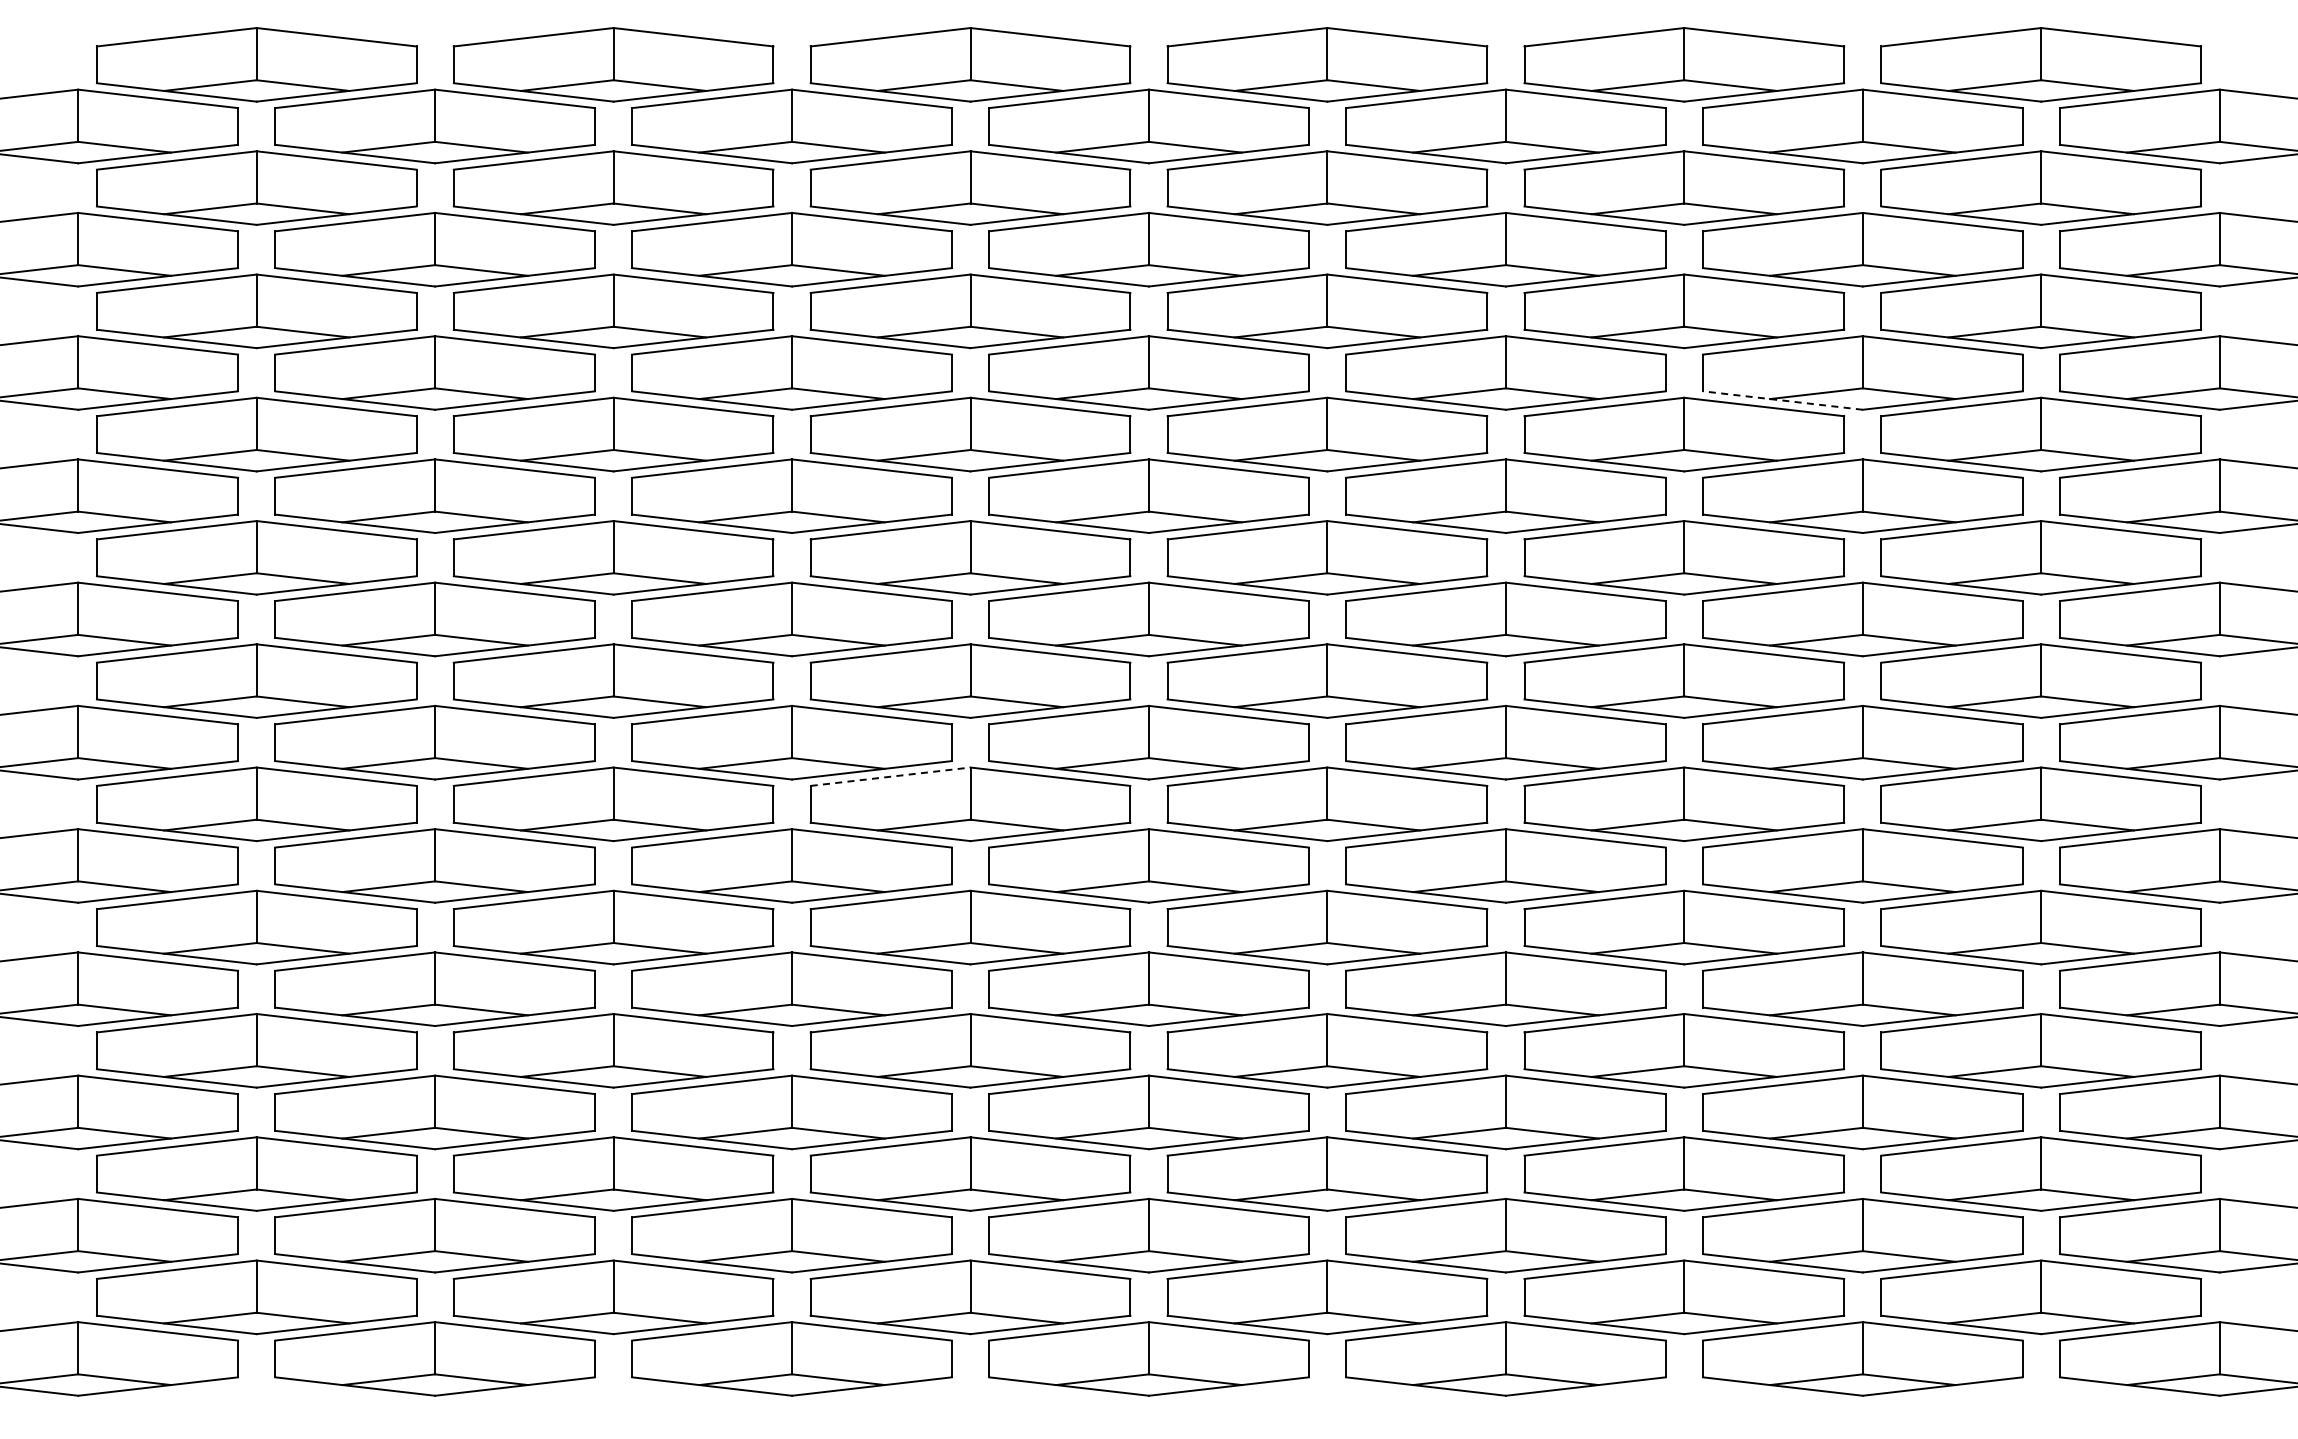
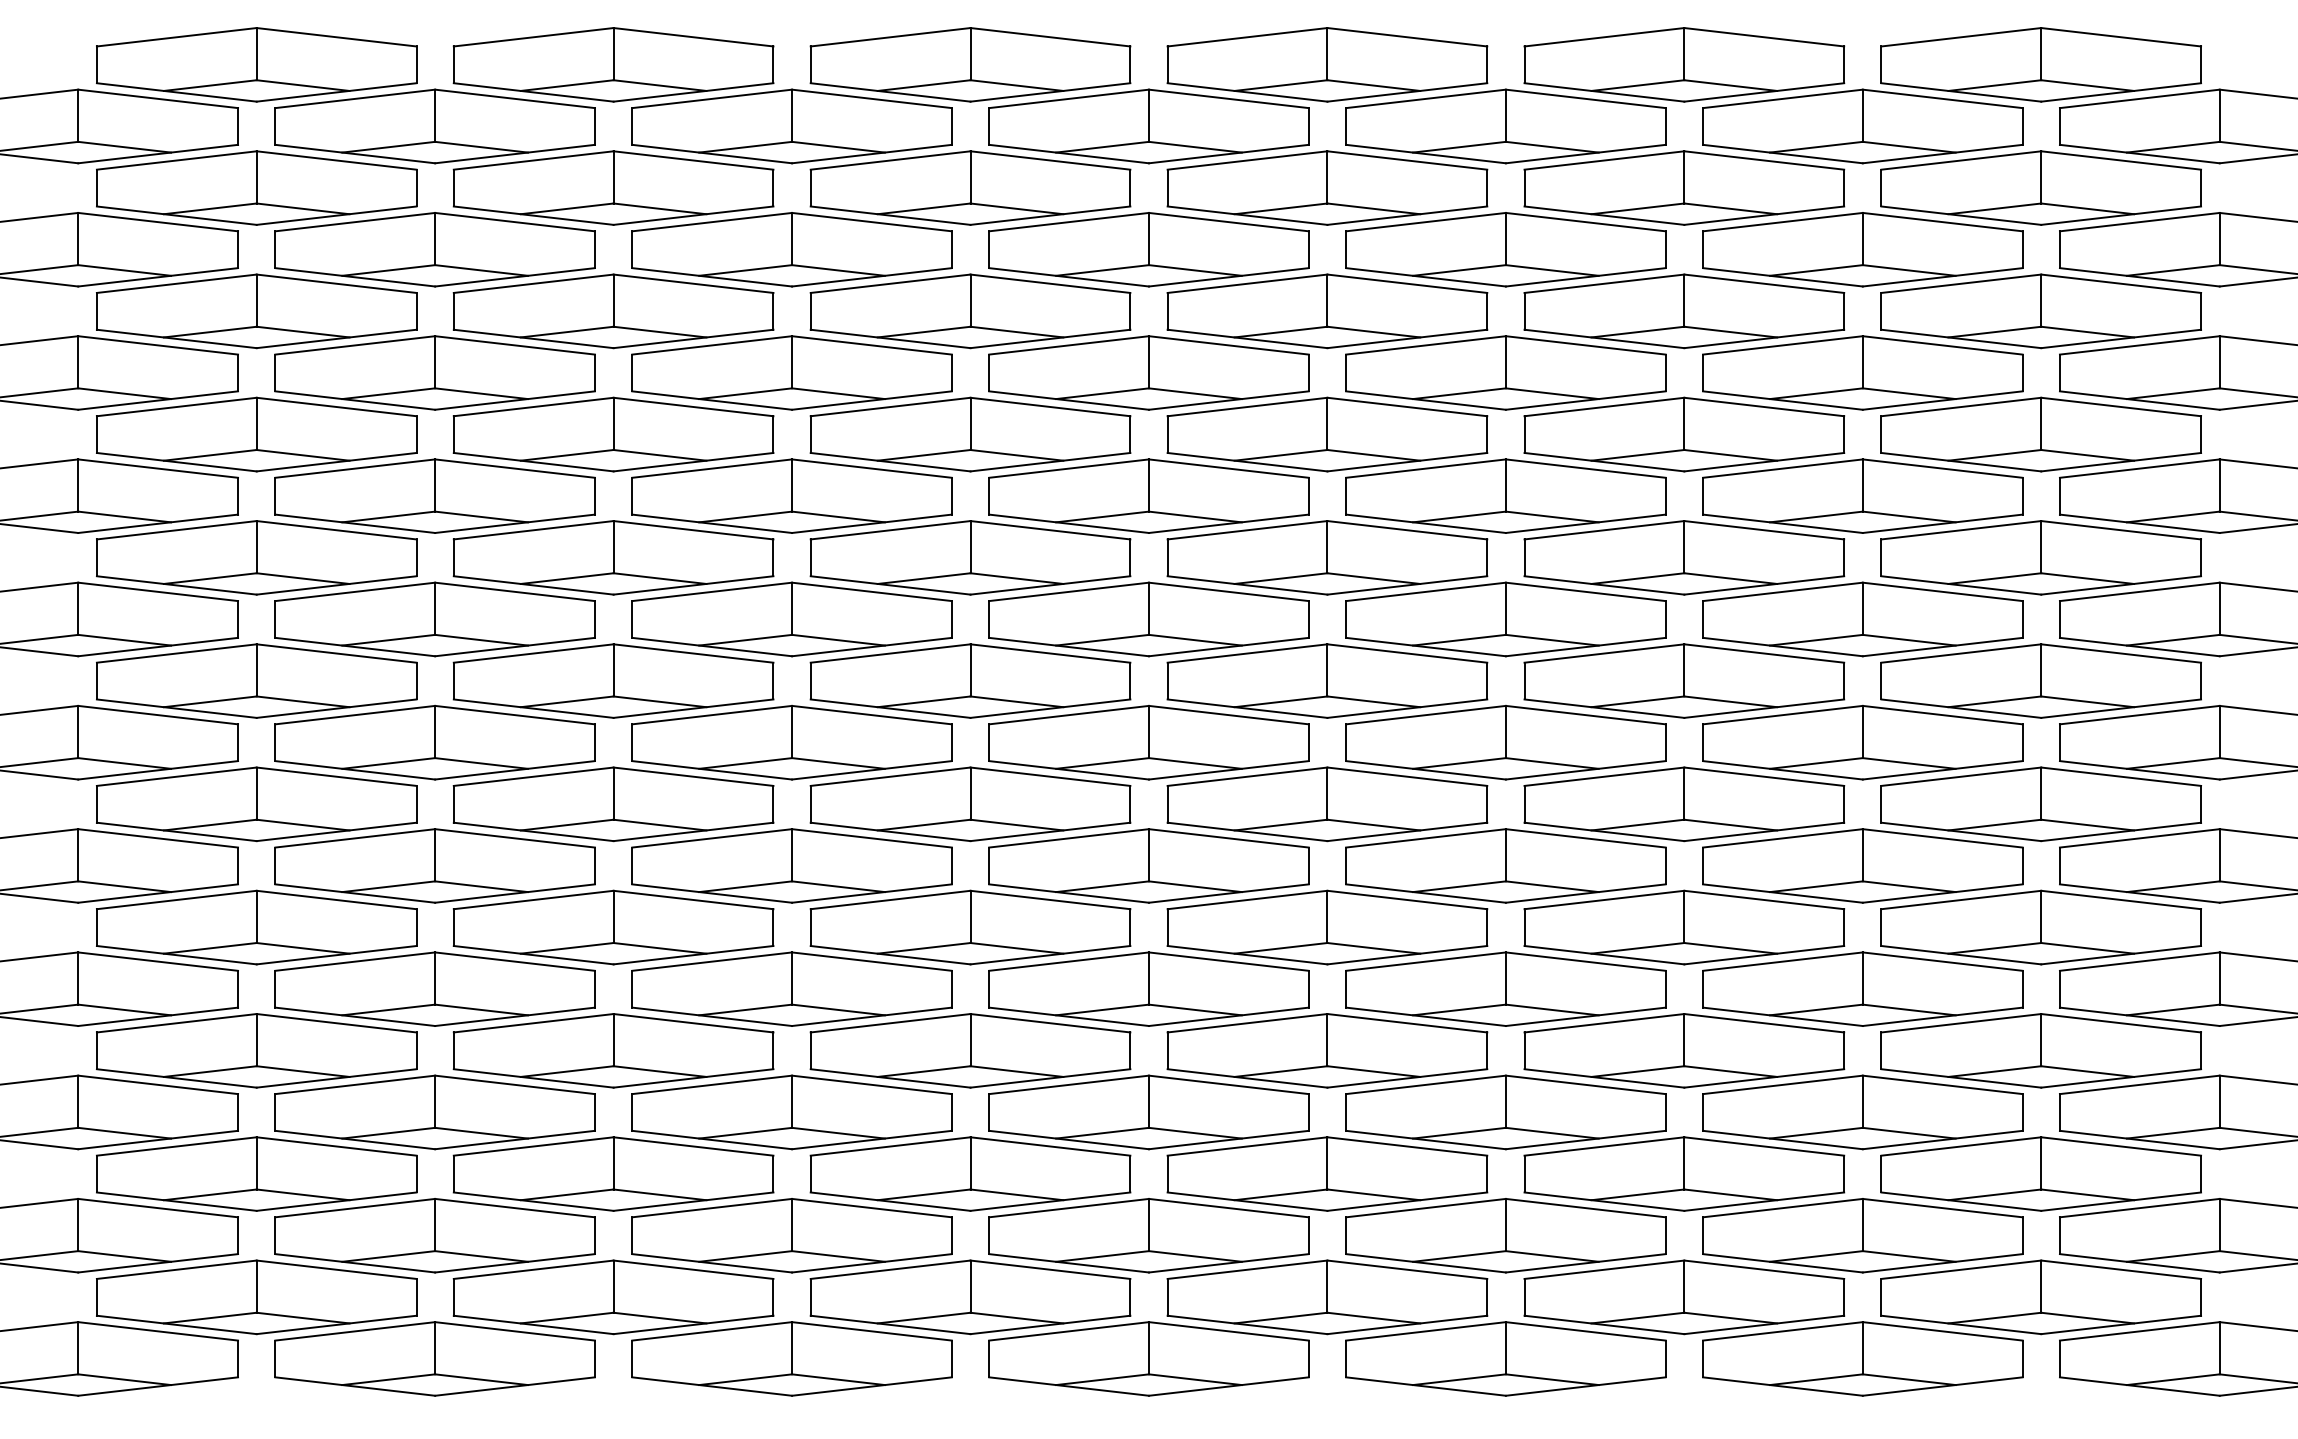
line: dashed -> solid (1782, 400)
line: dashed -> solid (891, 776)
